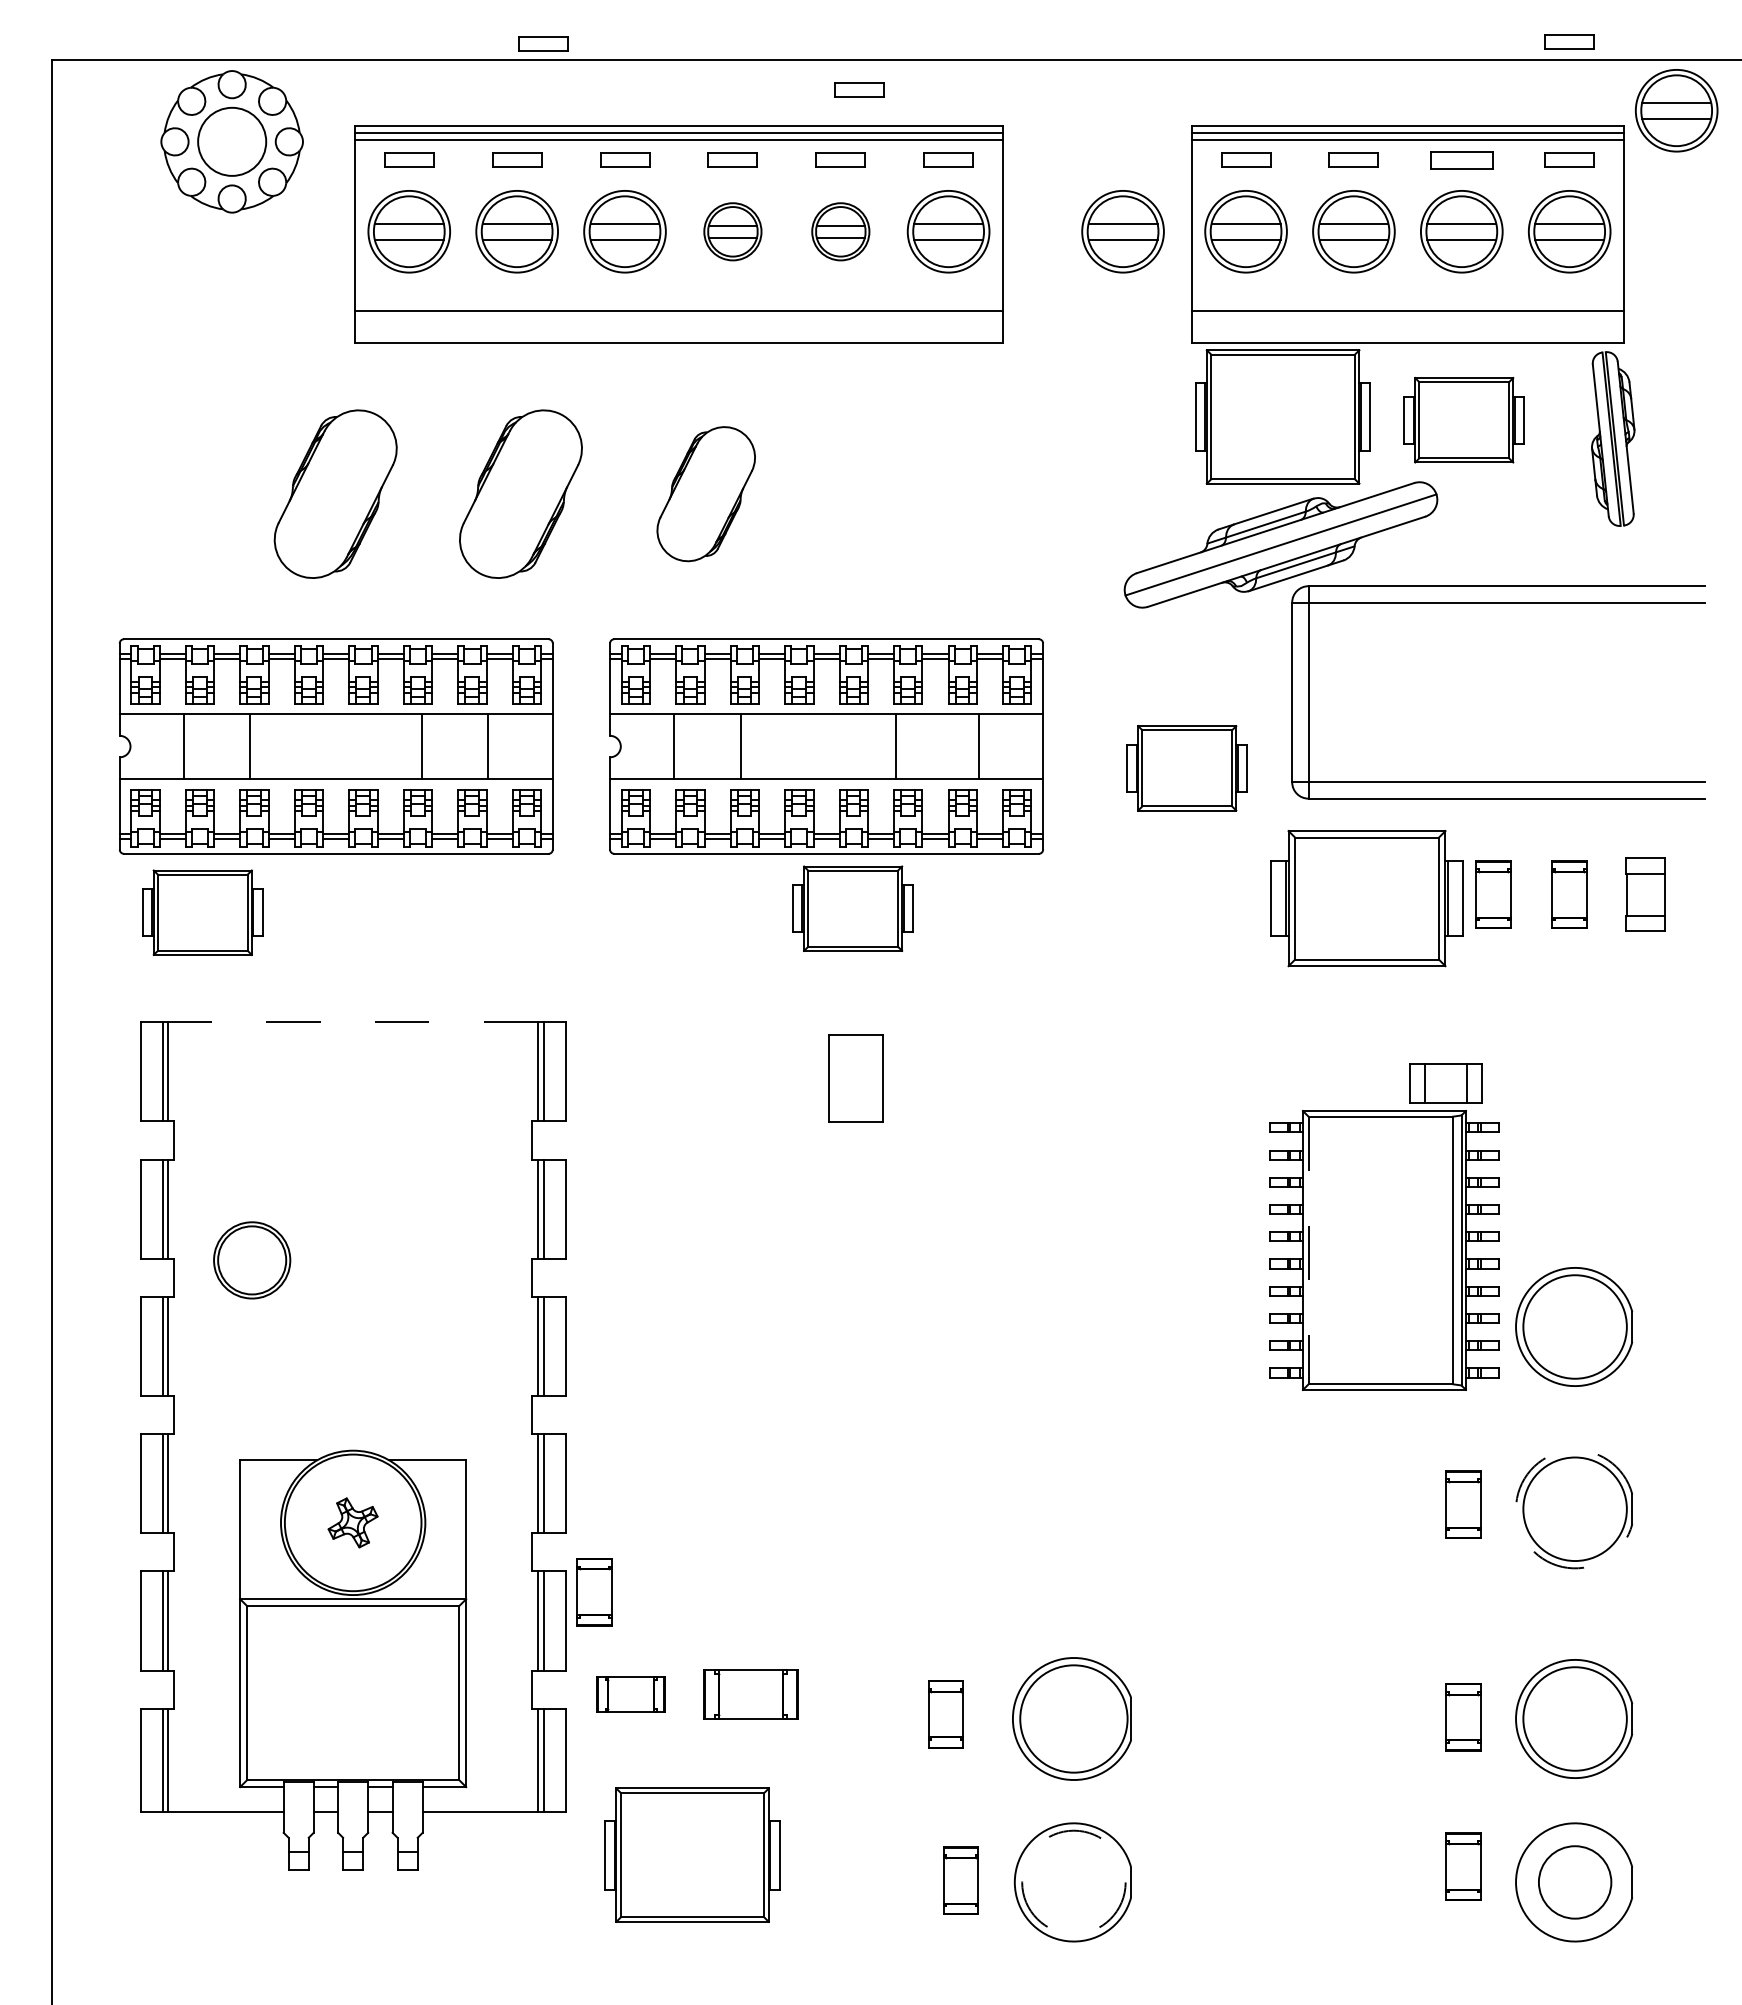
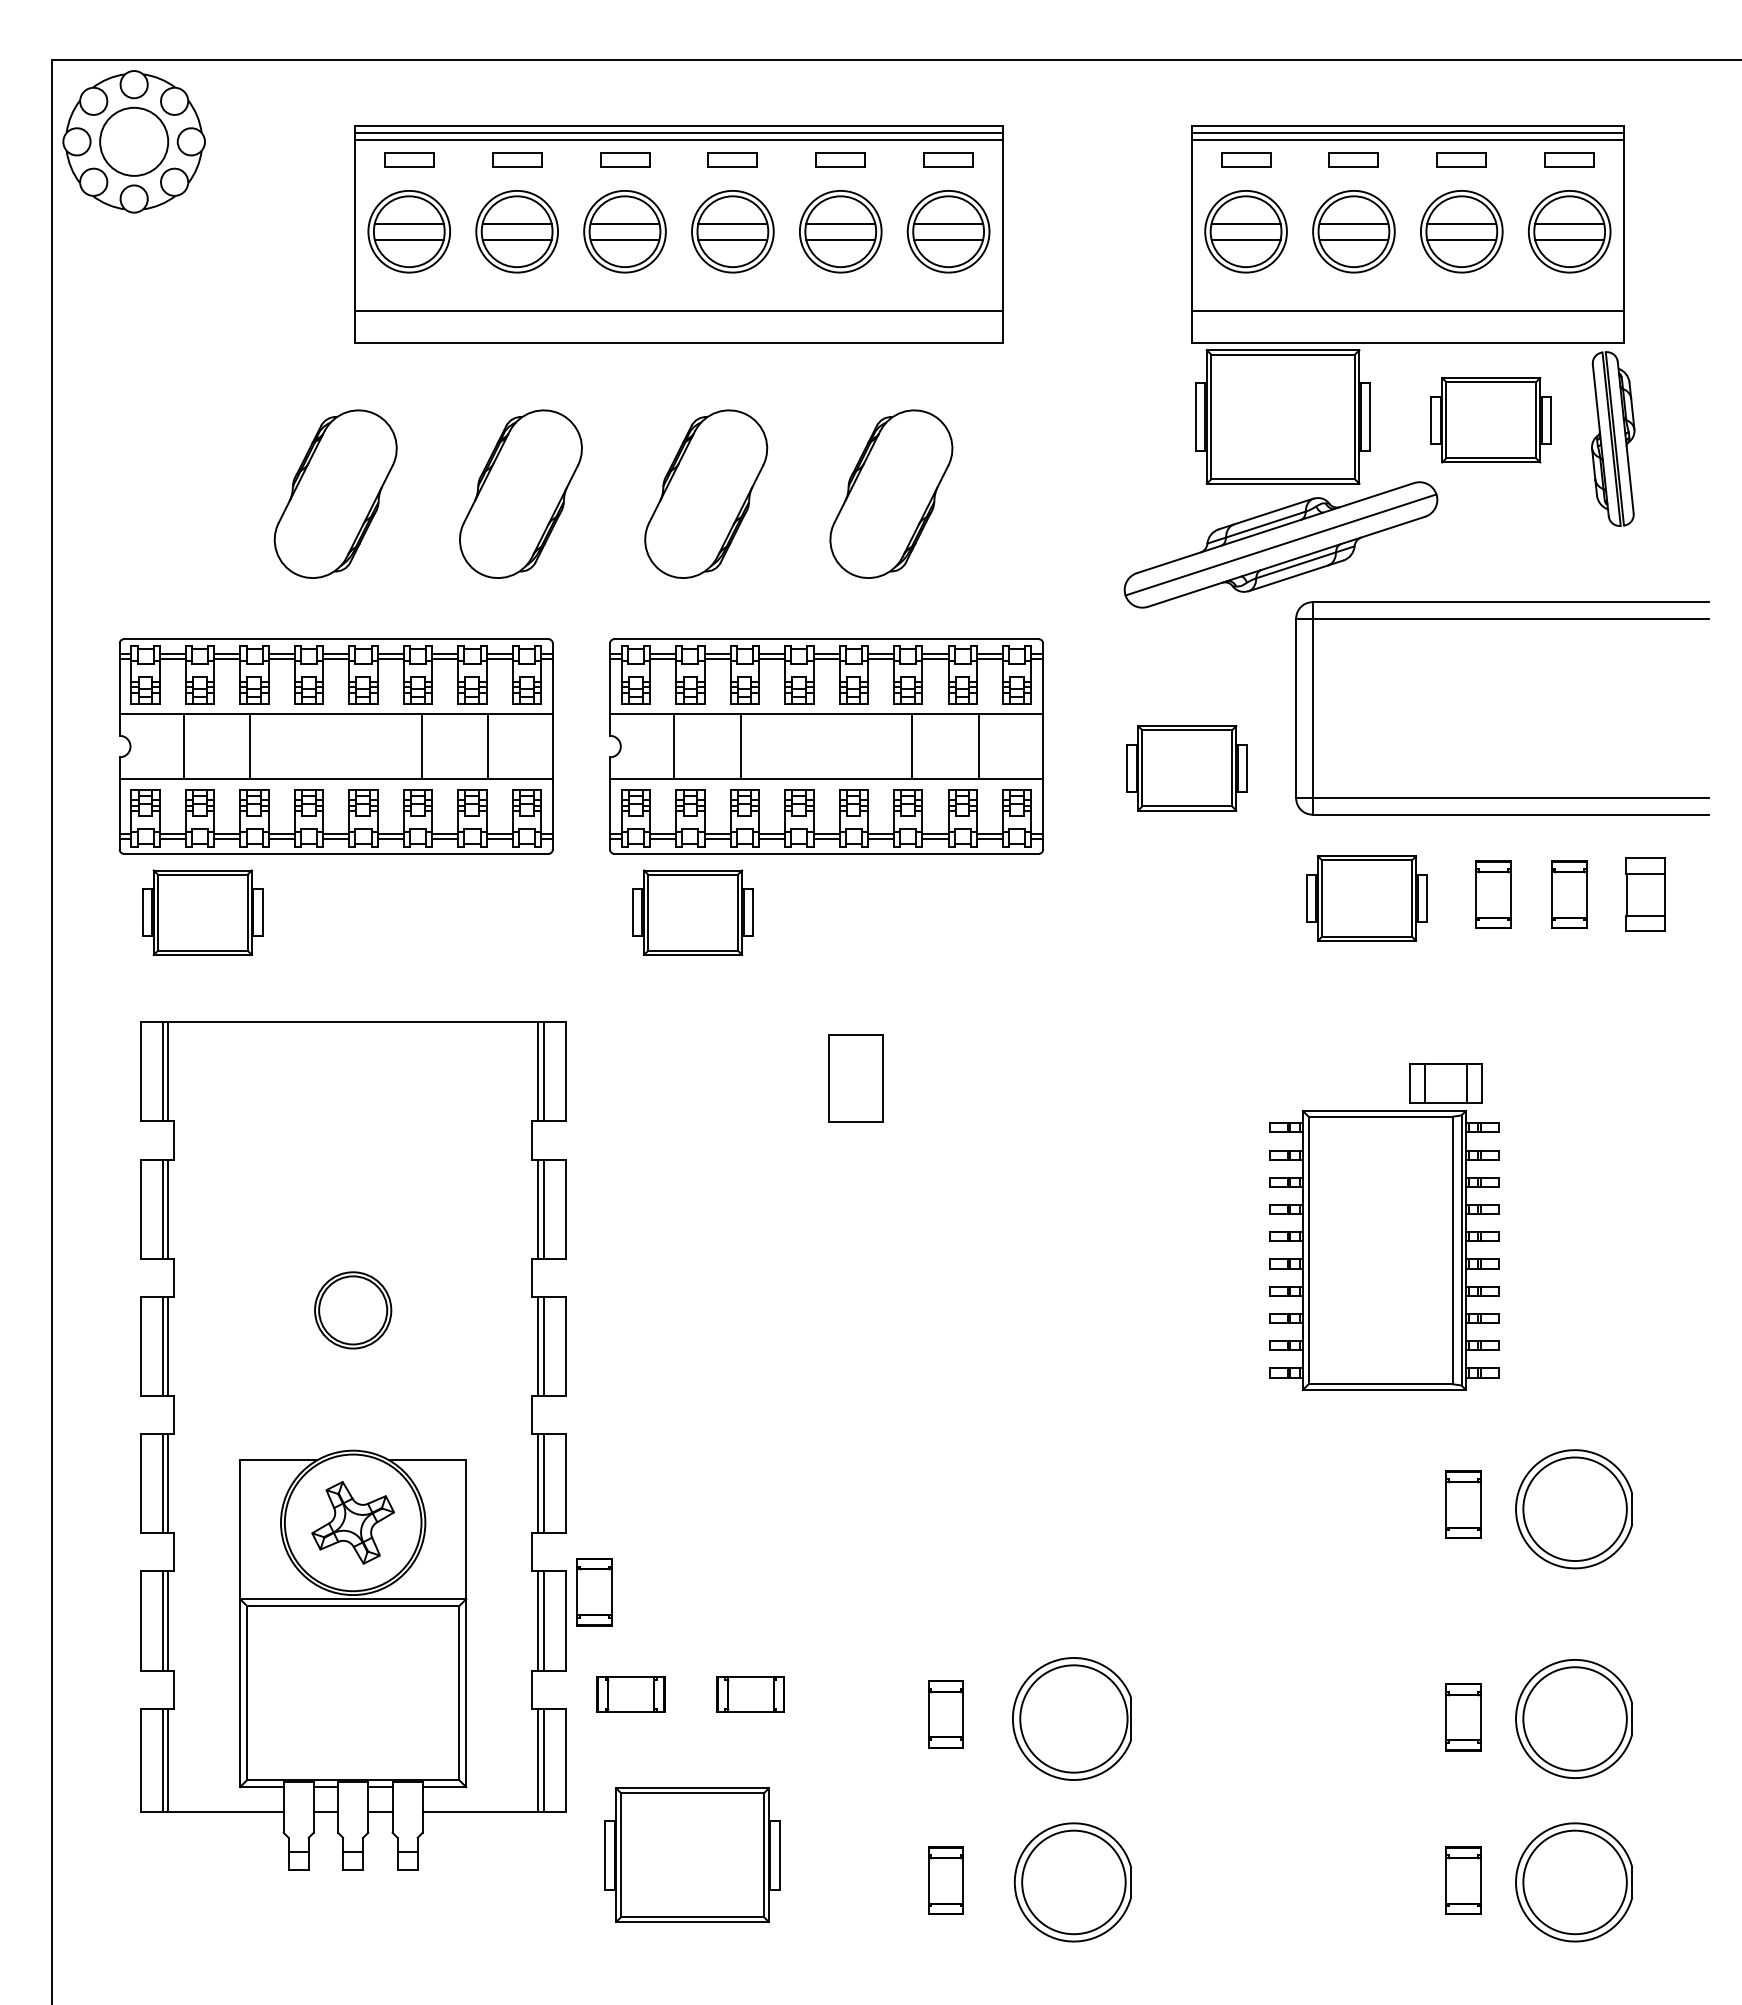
part: present -> none (1569, 41)
part: present -> none (543, 43)
part: present -> none (859, 89)
part: present -> none (1676, 110)
part position: (231, 141) -> (133, 141) (133, 141)
part size: 64x19 px -> 51x16 px (1461, 159)
part size: 60x60 px -> 84x84 px (732, 231)
part size: 60x60 px -> 84x84 px (840, 231)
part: present -> none (1122, 231)
part position: (1463, 420) -> (1490, 420) (1490, 420)
part: none -> present (891, 493)
part size: 100x137 px -> 125x170 px (706, 493)
part position: (1498, 603) -> (1502, 619) (1502, 619)
line position: (896, 746) -> (912, 746) (912, 746)
part size: 194x138 px -> 122x87 px (1366, 898)
part position: (852, 908) -> (692, 912) (692, 912)
line: dashed -> solid (352, 1021)
line: dashed -> solid (1308, 1250)
part position: (252, 1260) -> (353, 1310) (353, 1310)
part: present -> none (1574, 1326)
arc: dashed -> solid (1516, 1509)
part size: 52x52 px -> 84x84 px (352, 1522)
part size: 96x51 px -> 69x37 px (750, 1694)
part position: (1463, 1866) -> (1463, 1880) (1463, 1880)
part position: (960, 1880) -> (945, 1880) (945, 1880)
circle: dashed -> solid (1073, 1882)
circle diameter: 72 px -> 104 px (1574, 1882)
